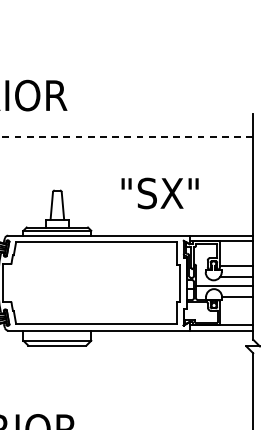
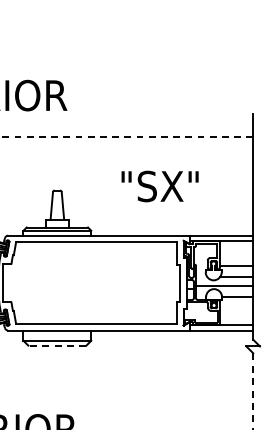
text position: (159, 193) -> (159, 186) (159, 186)
line: solid -> dashed (56, 345)
line: solid -> dashed (253, 392)
